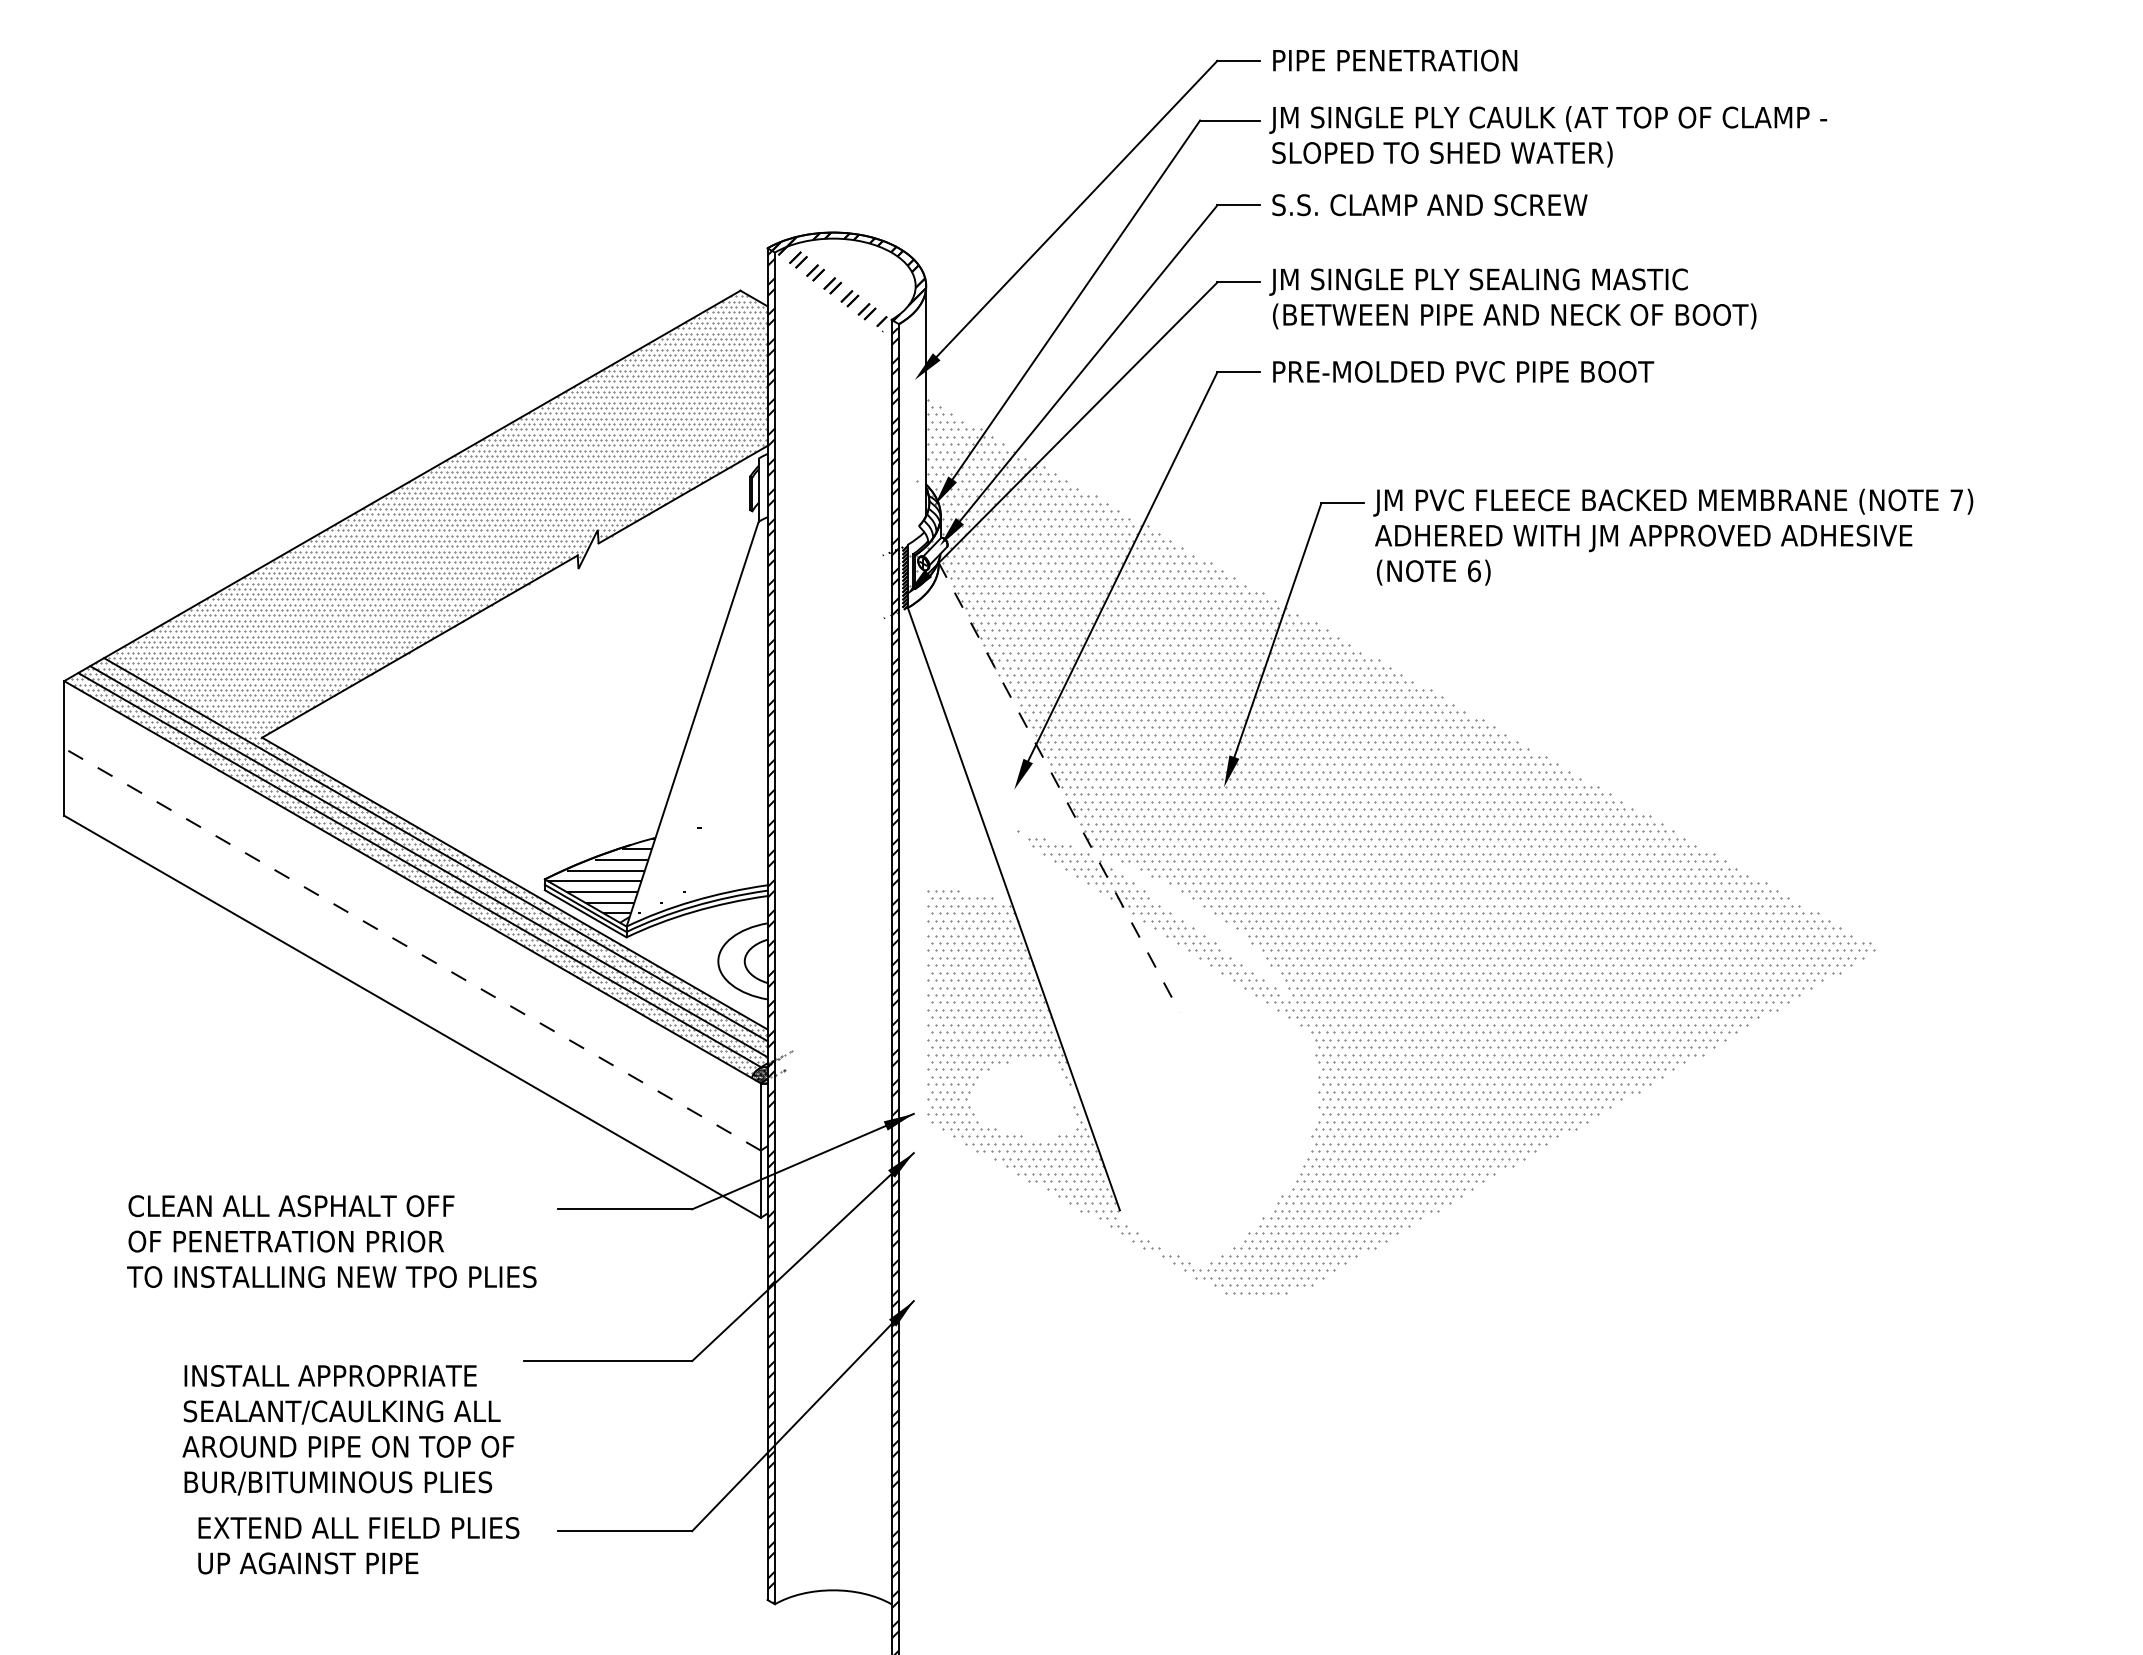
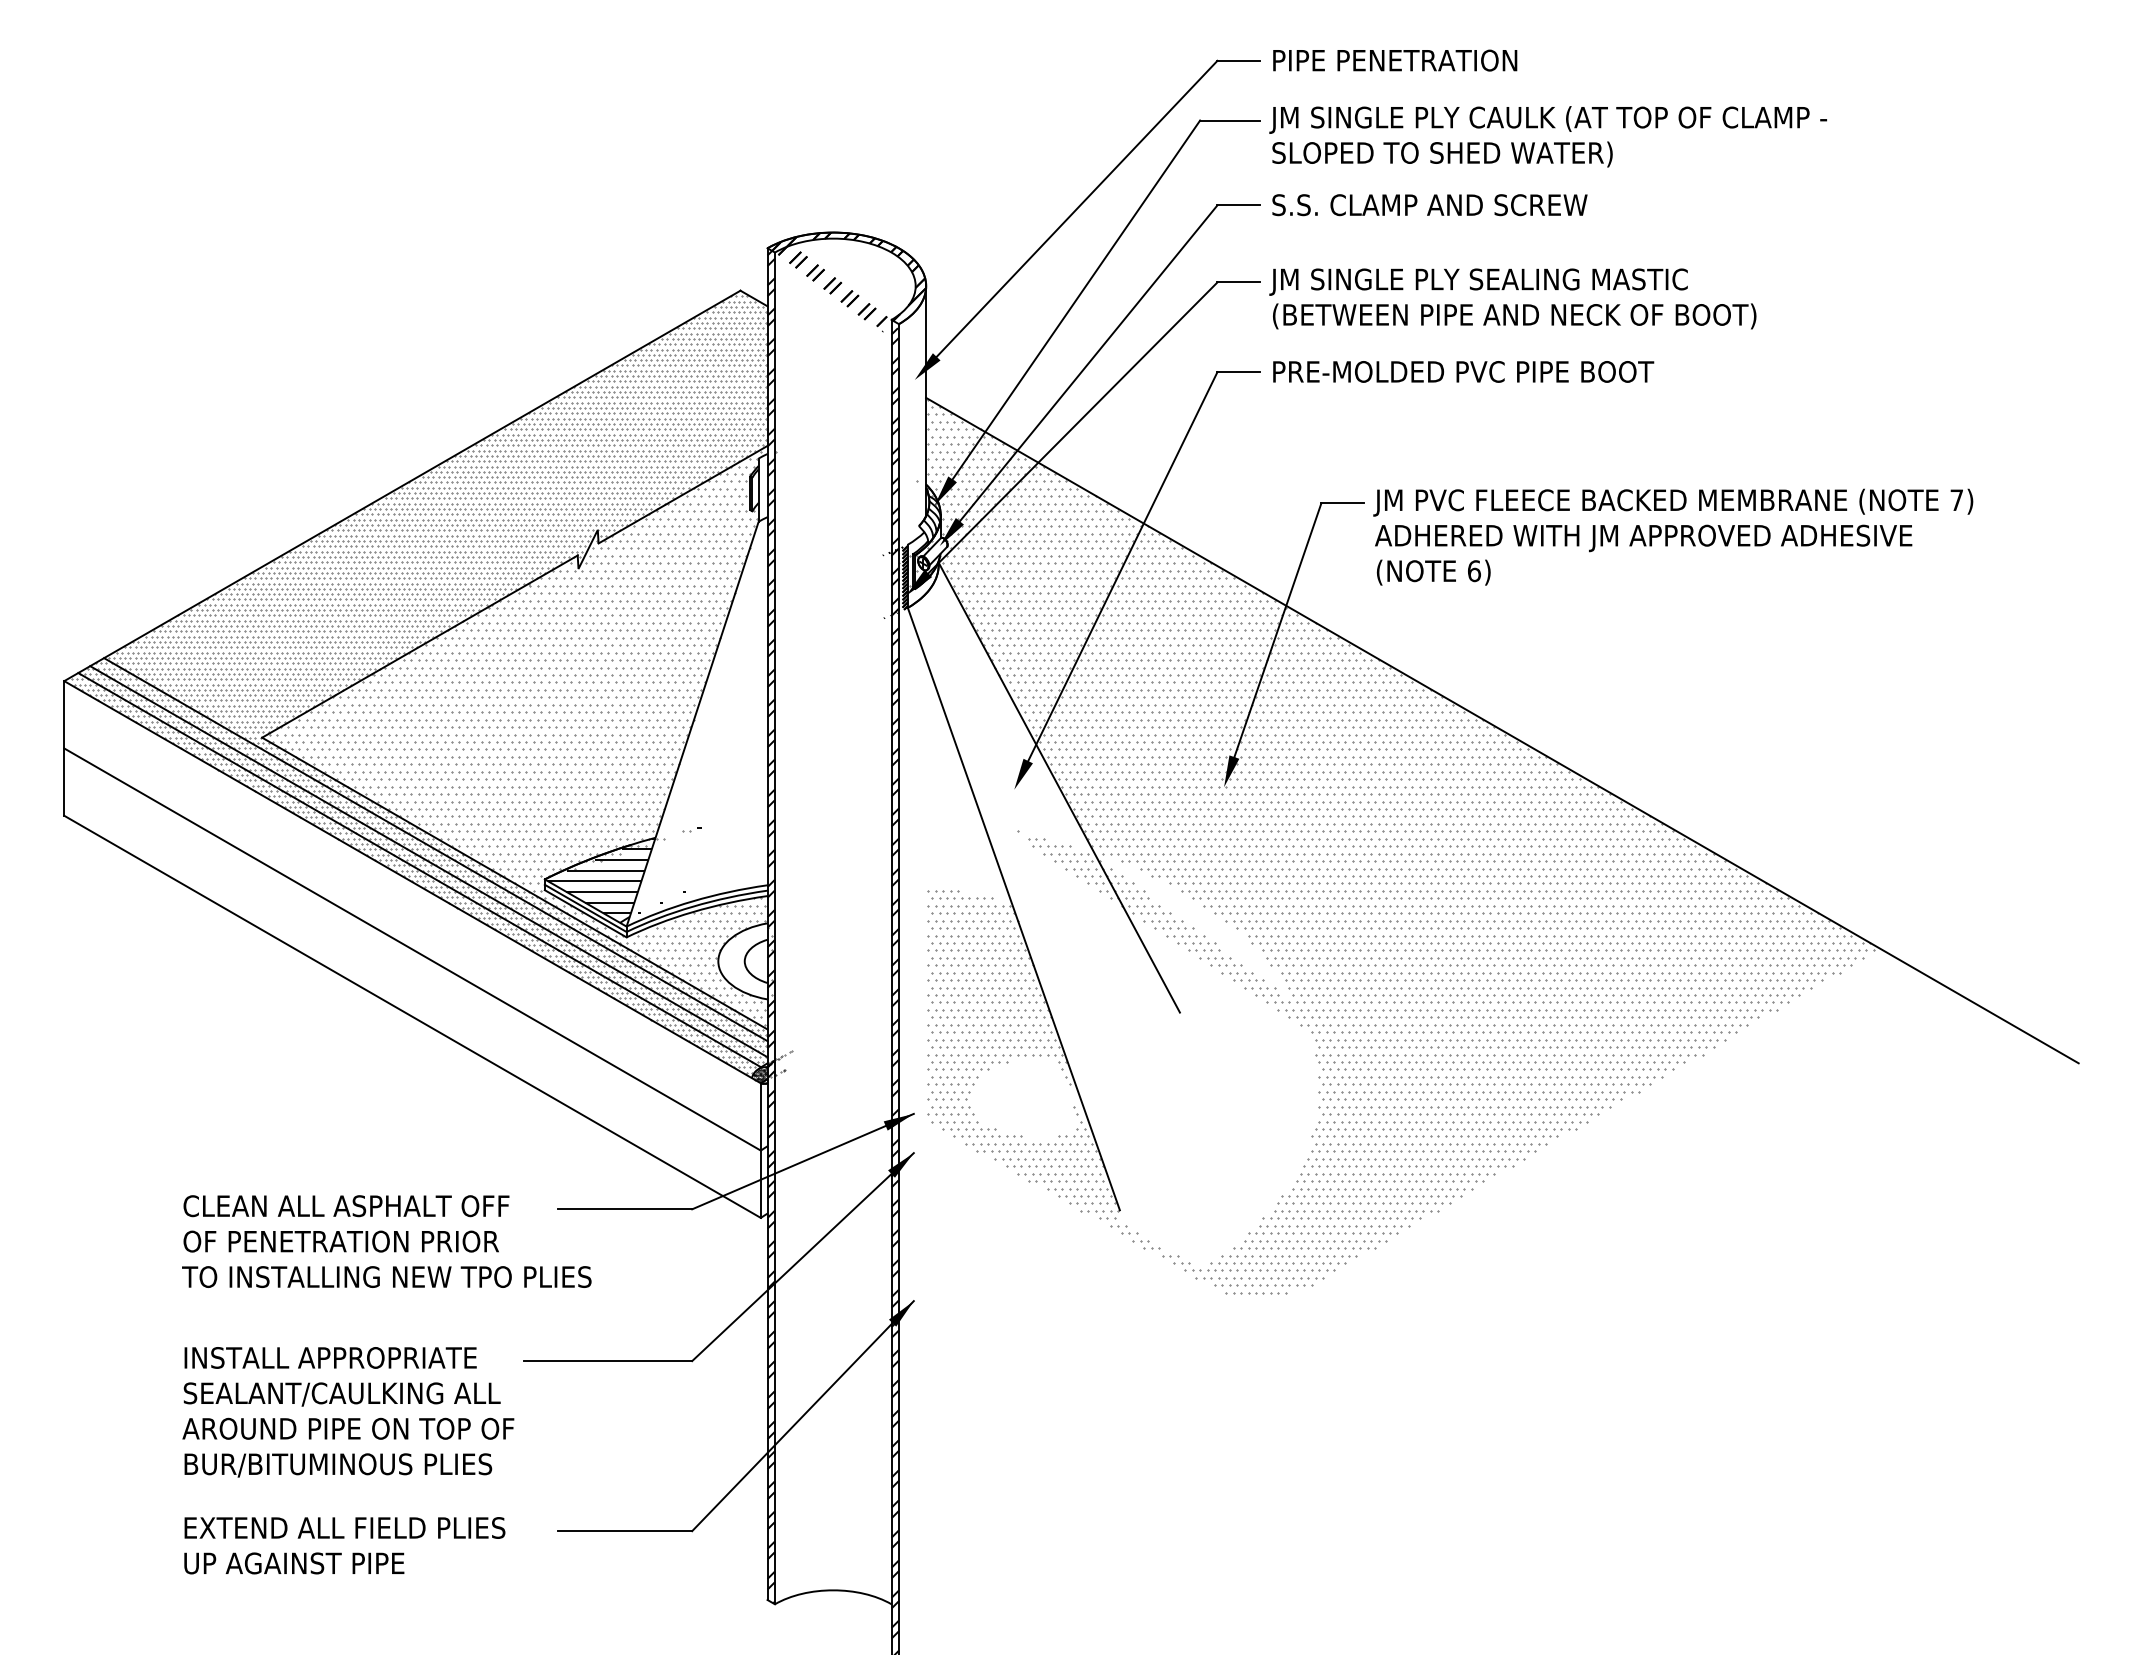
line: none -> present (1502, 730)
hatch: none -> present (522, 737)
line: dashed -> solid (1059, 788)
line: dashed -> solid (412, 949)
text position: (331, 1241) -> (386, 1241) (386, 1241)
text position: (348, 1430) -> (348, 1412) (348, 1412)
text position: (358, 1545) -> (344, 1545) (344, 1545)
